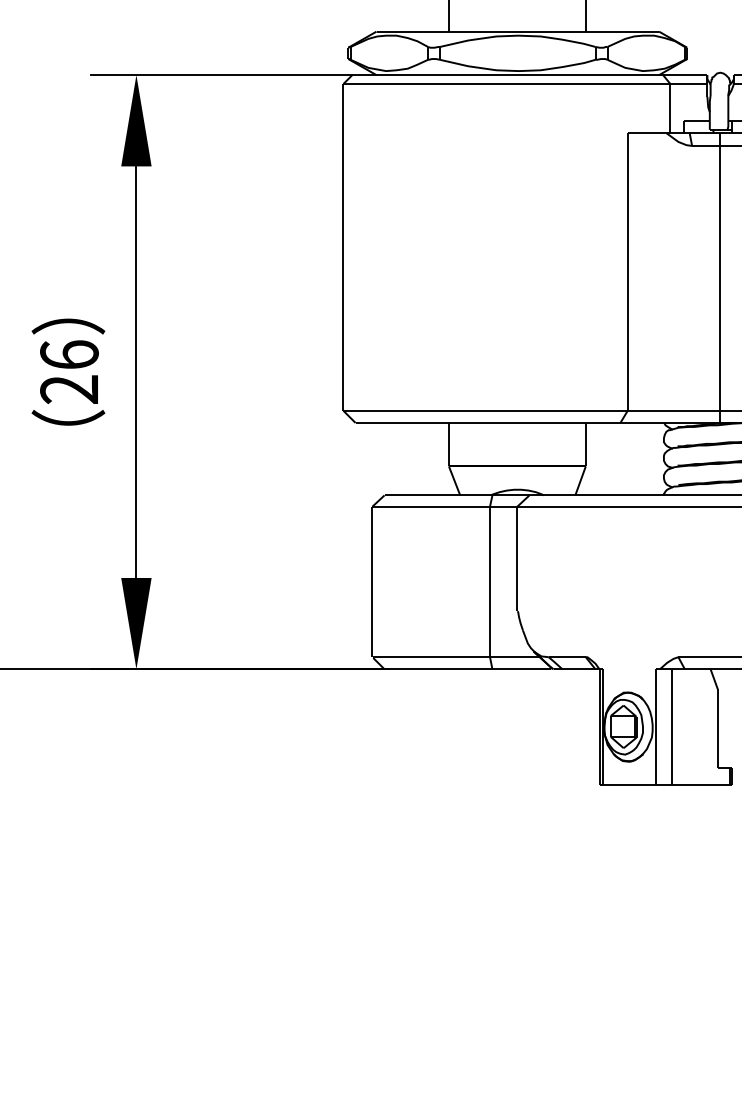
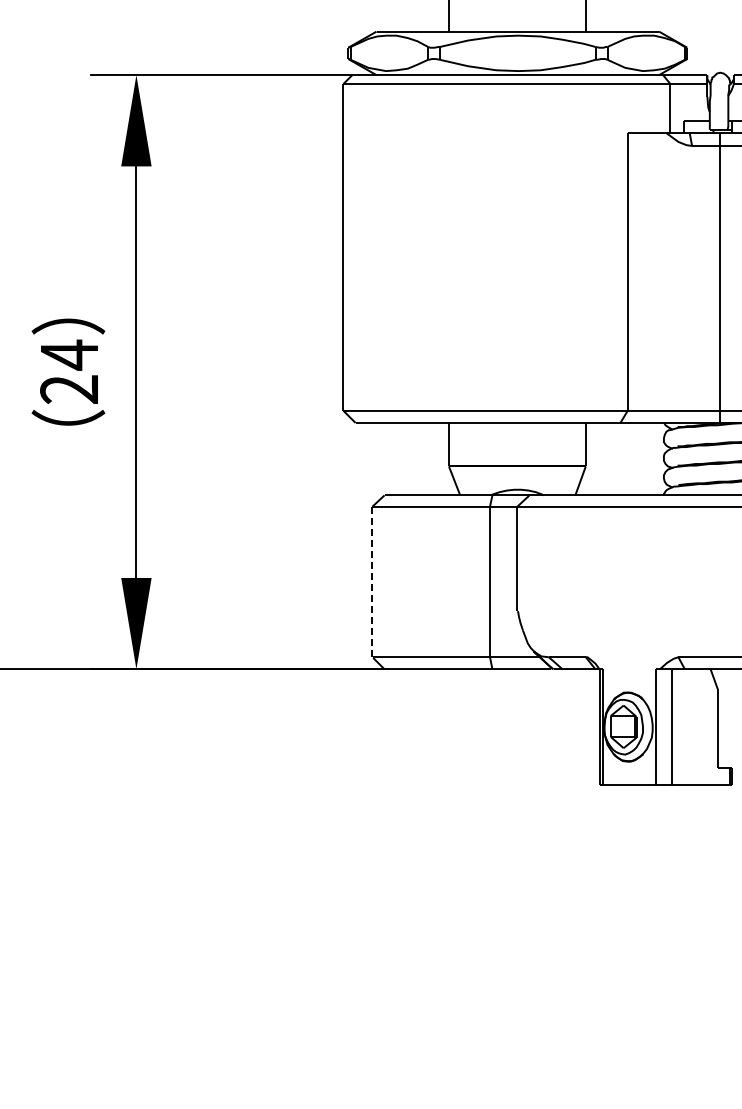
text: 26 -> 24 (69, 354)
line: solid -> dashed (372, 582)
